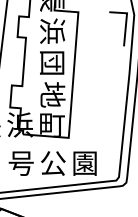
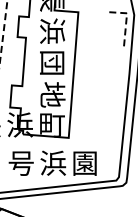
line: solid -> dashed (126, 20)
line: solid -> dashed (3, 31)
text: 公 -> 浜 (53, 162)
